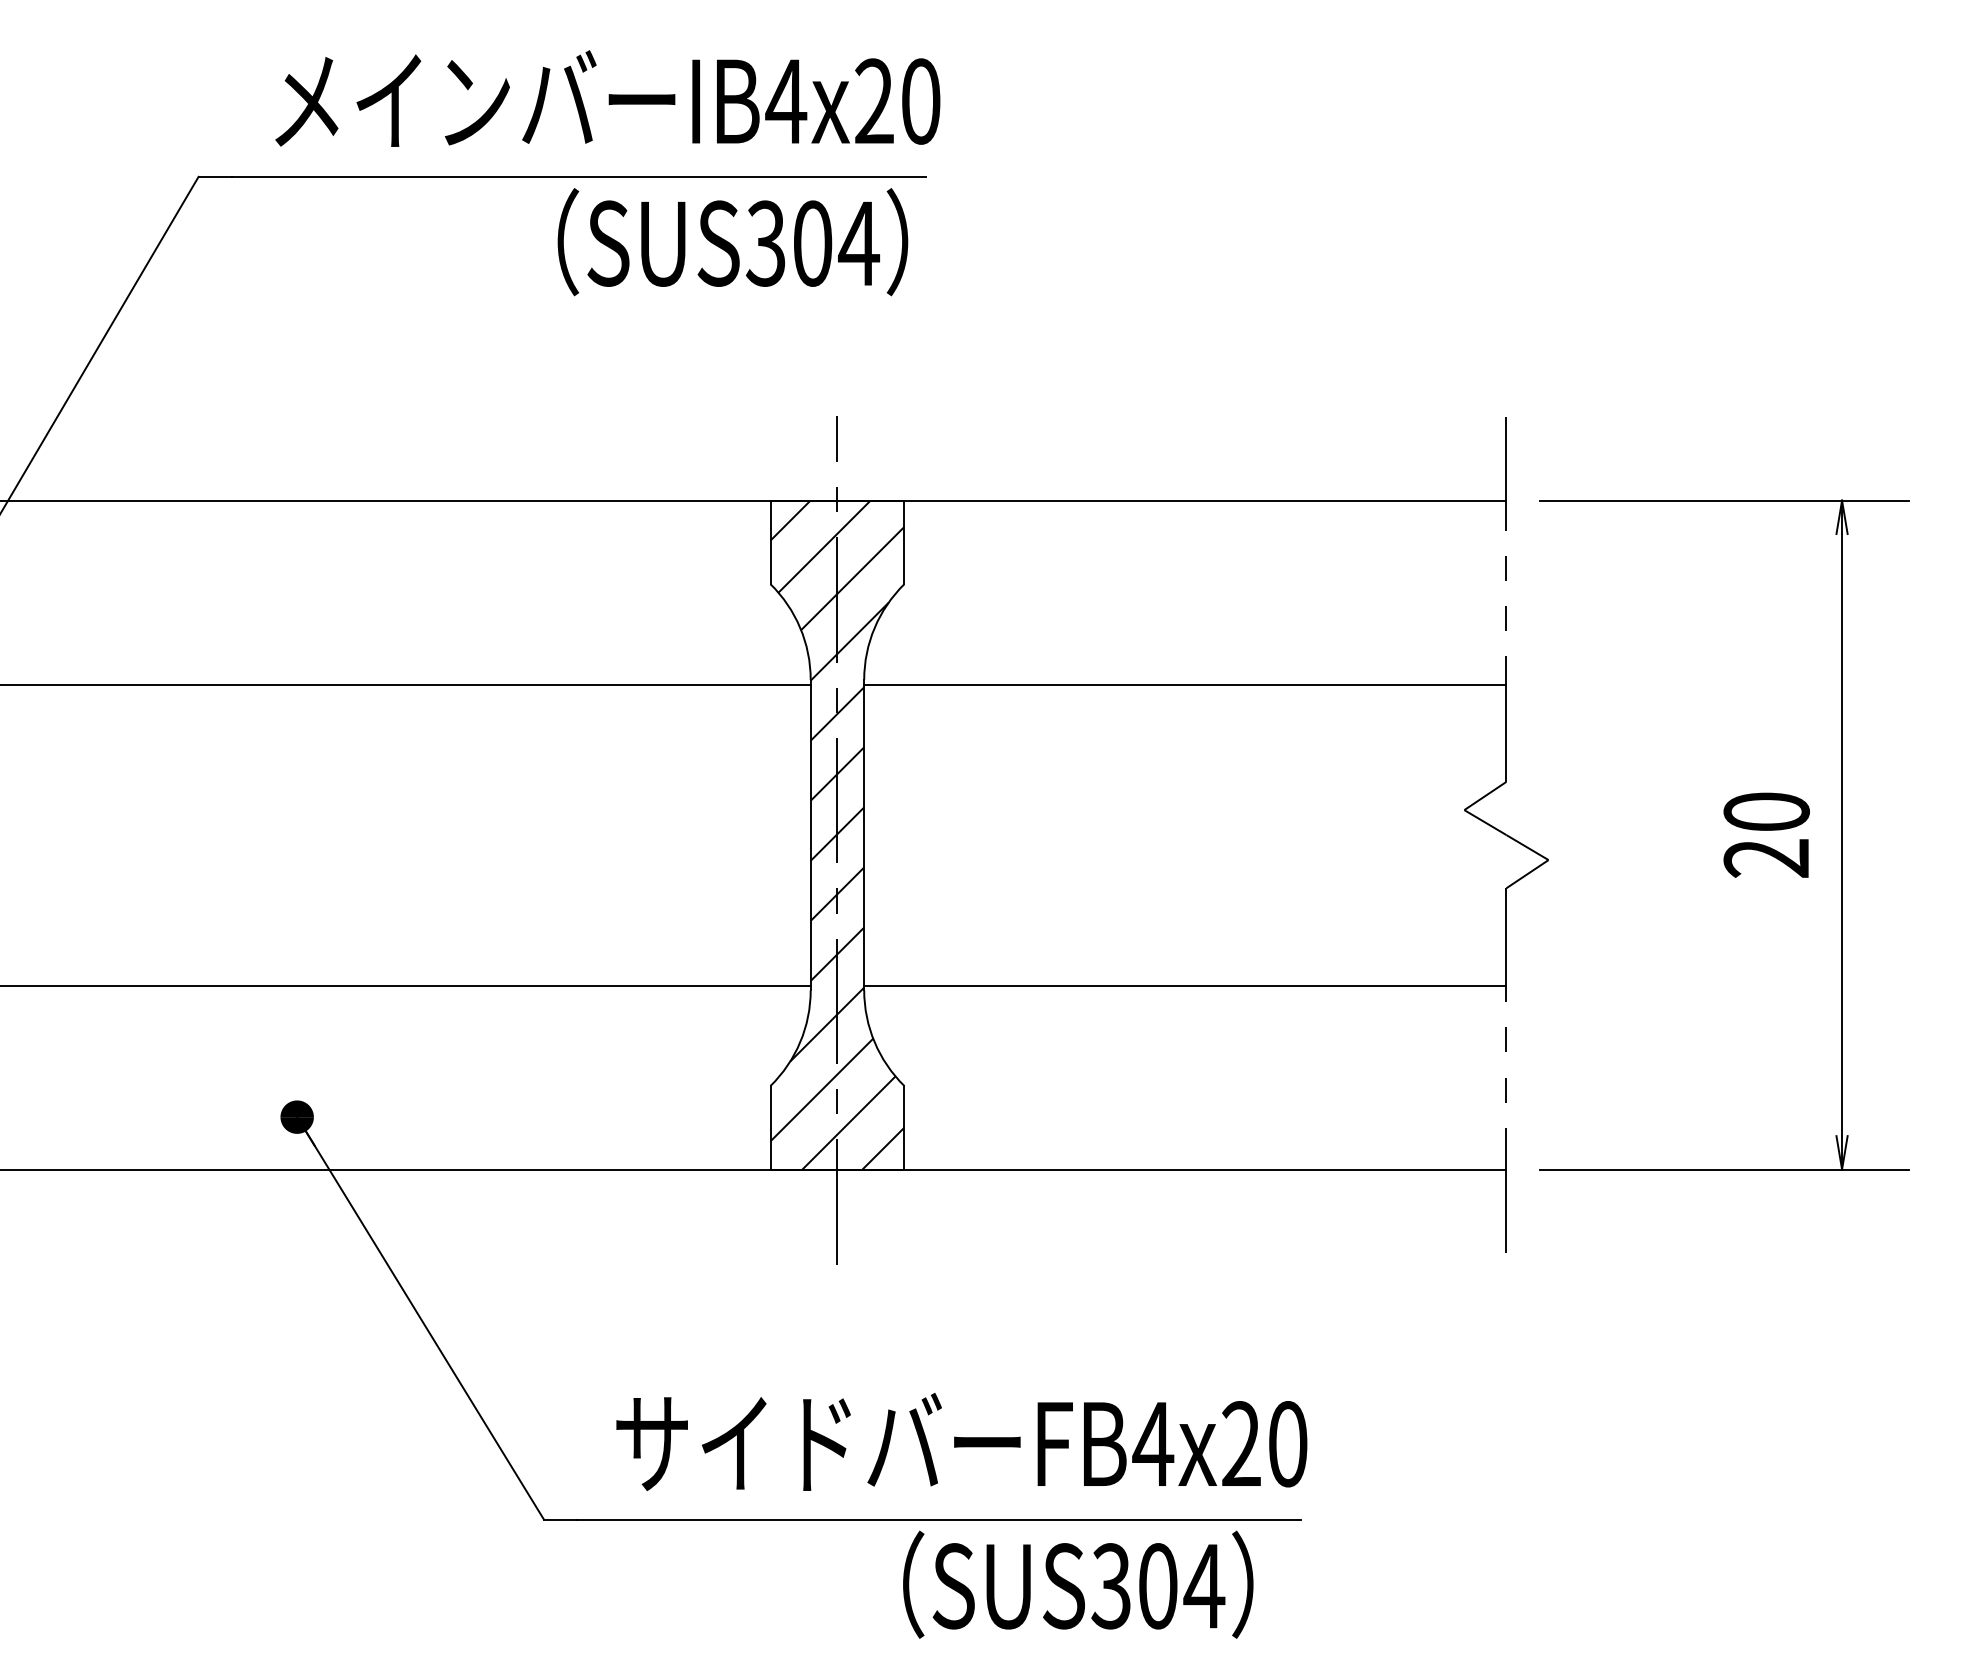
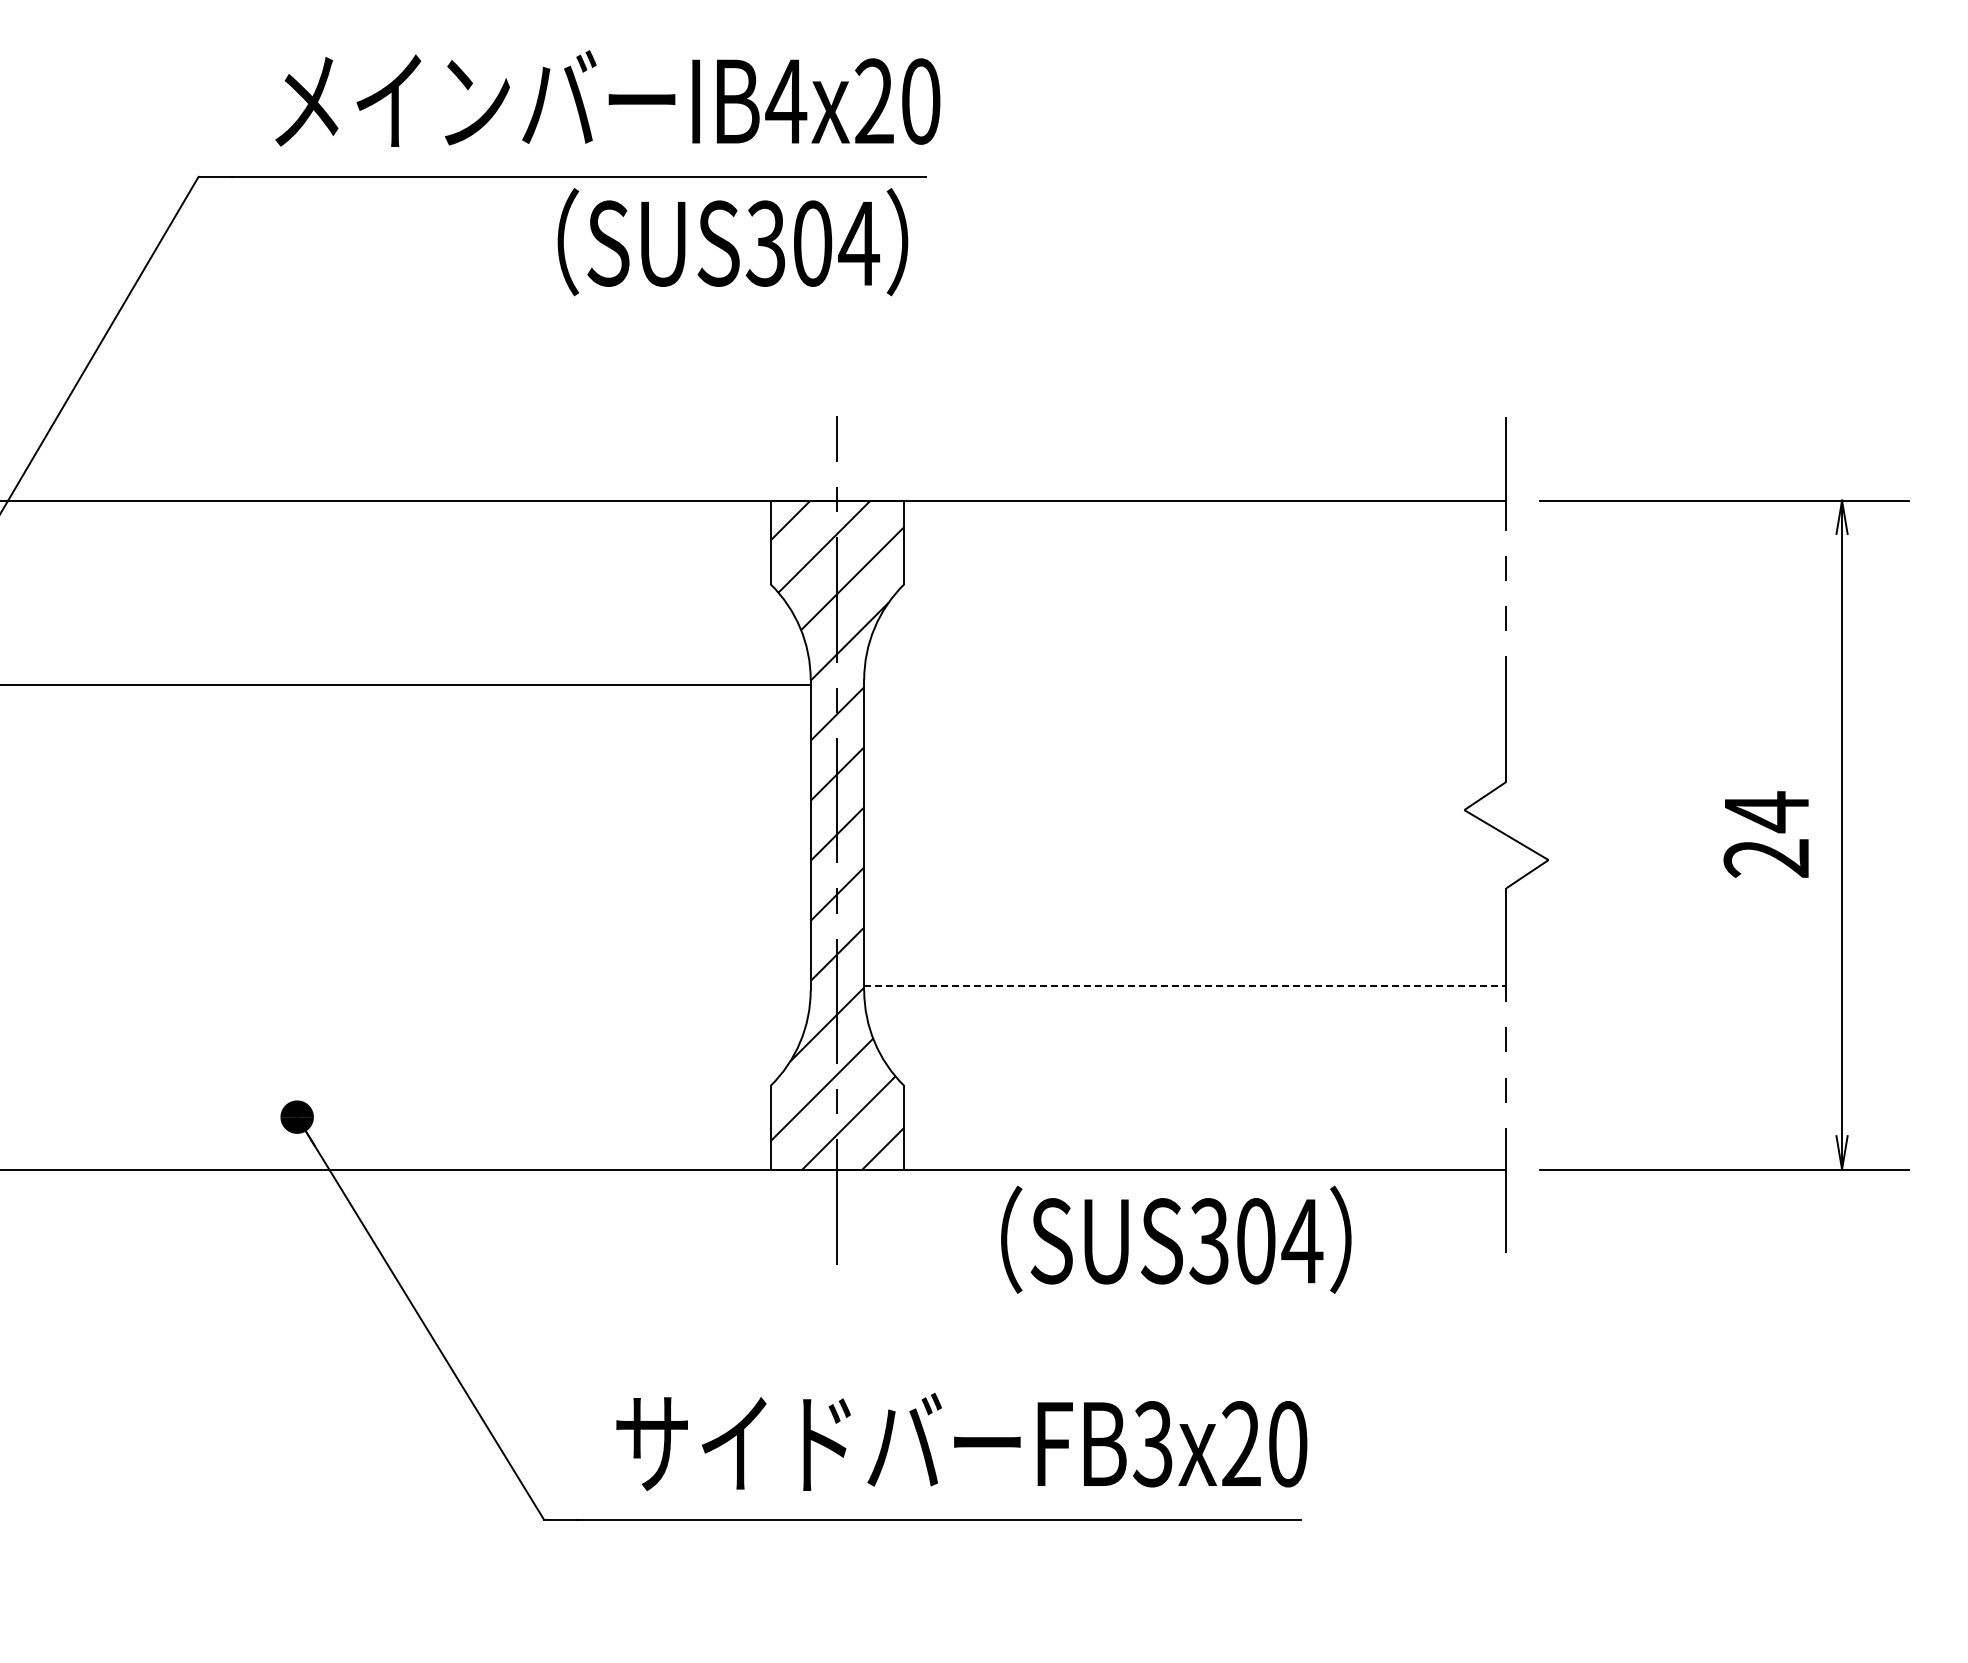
line: present -> none (1185, 684)
text: 20 -> 24 (1766, 812)
line: present -> none (406, 985)
line: solid -> dashed (1185, 985)
text: FB4x20 -> FB3x20 (1153, 1444)
text position: (1078, 1584) -> (1176, 1239) (1176, 1239)
